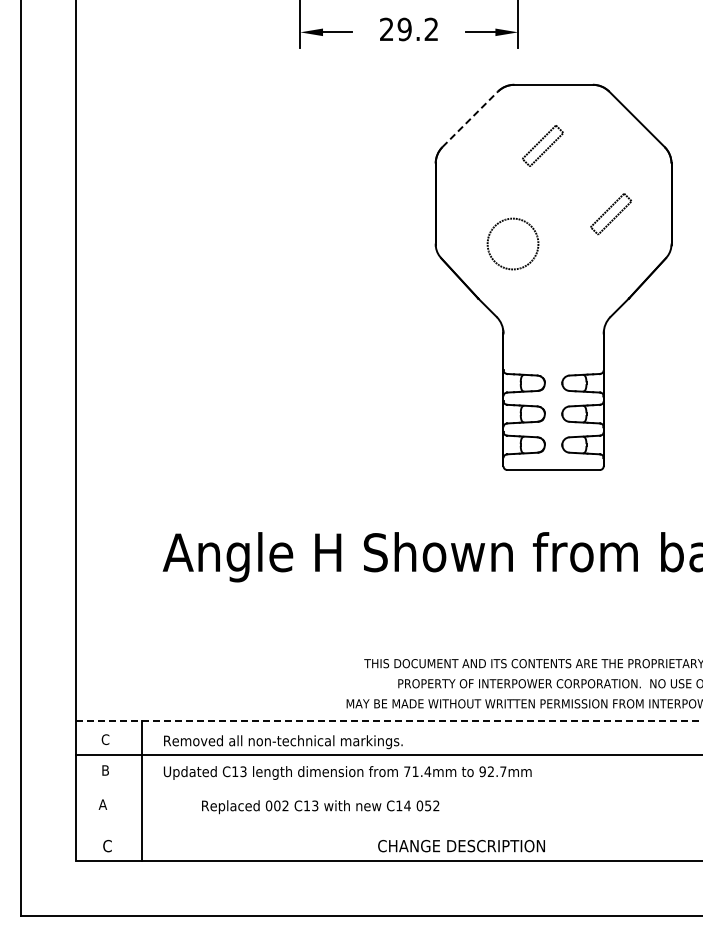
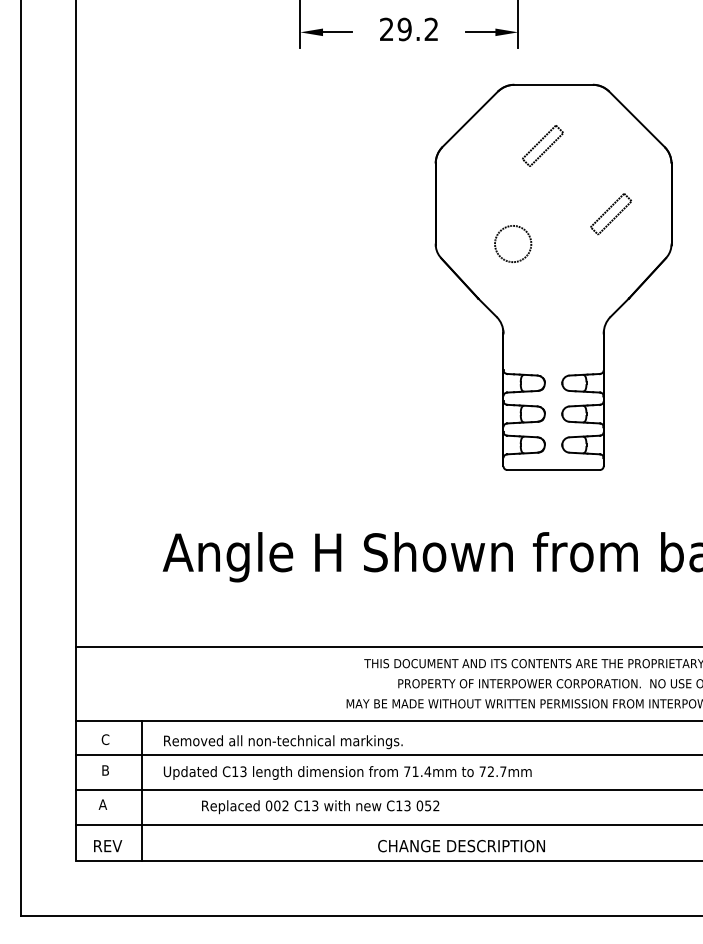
line: dashed -> solid (470, 118)
circle size: 54x54 px -> 39x38 px (513, 243)
line: none -> present (387, 646)
line: dashed -> solid (389, 720)
text: 92.7mm -> 72.7mm (482, 771)
line: none -> present (387, 790)
text: C14 -> C13 (407, 805)
line: none -> present (387, 824)
text: C -> REV (108, 845)
